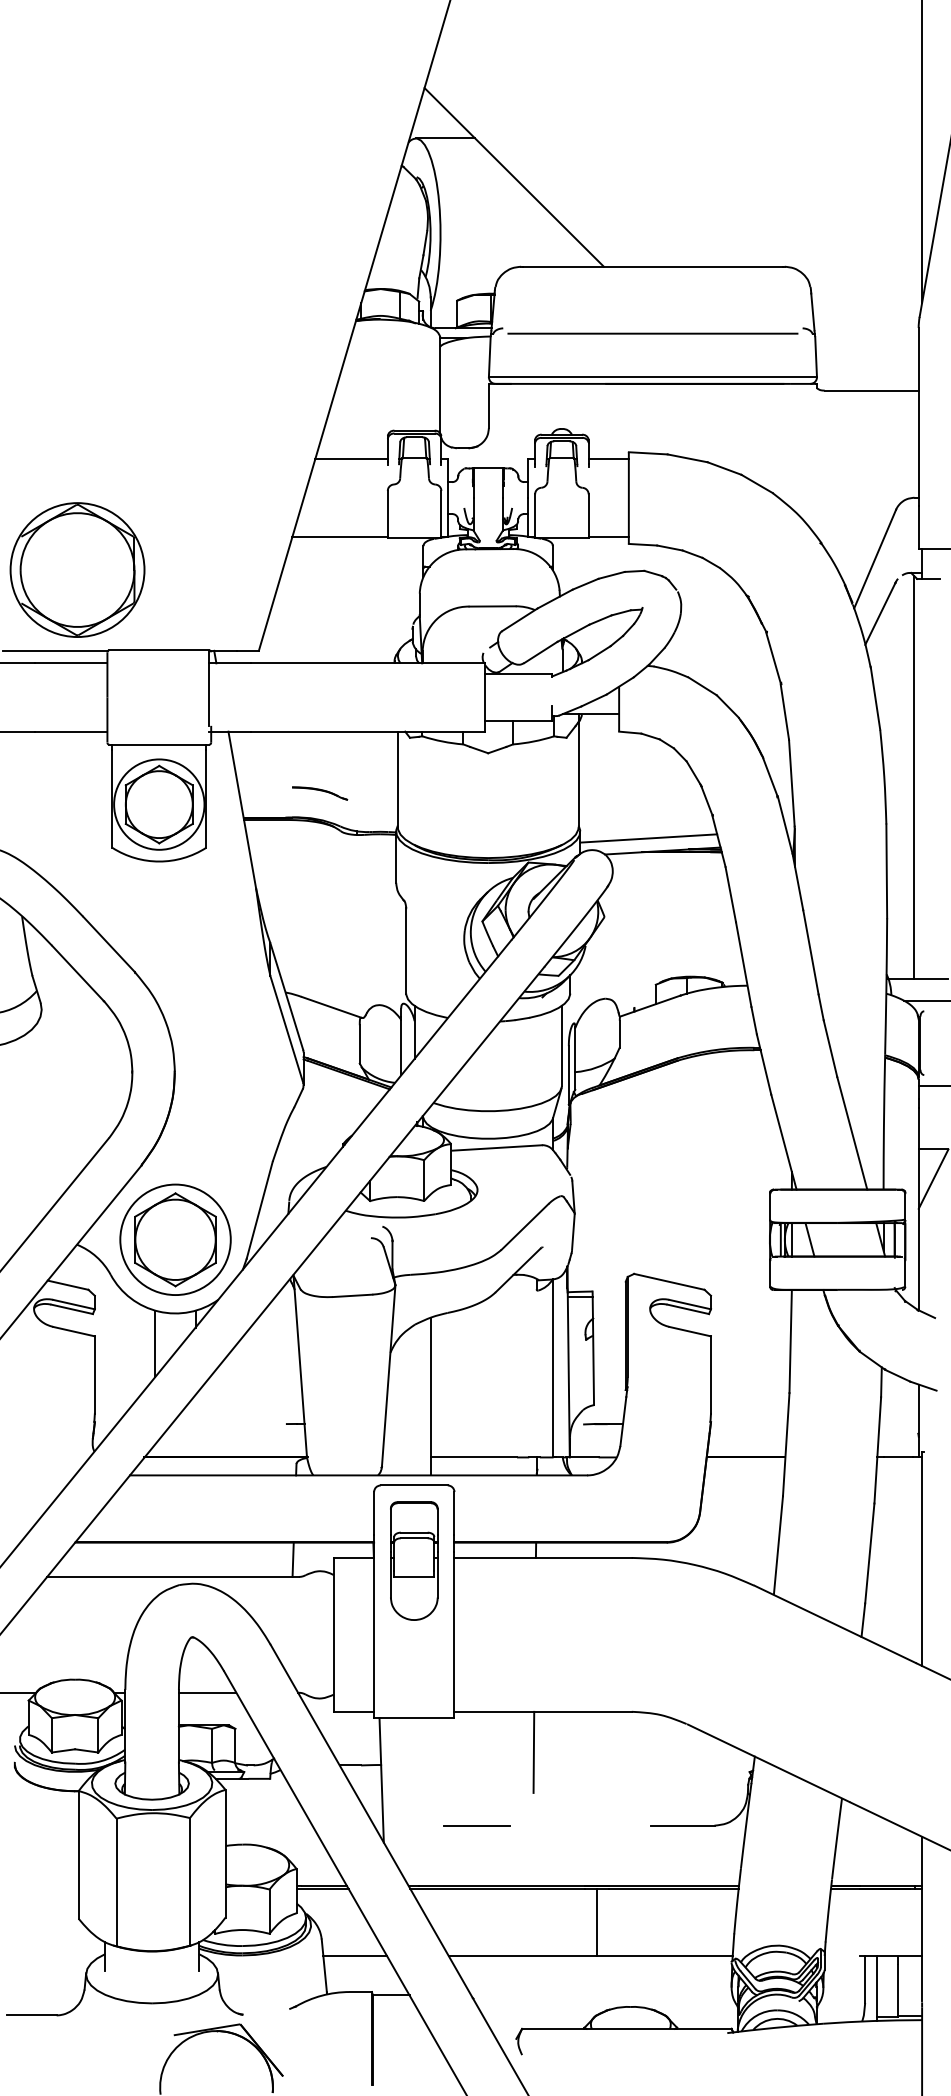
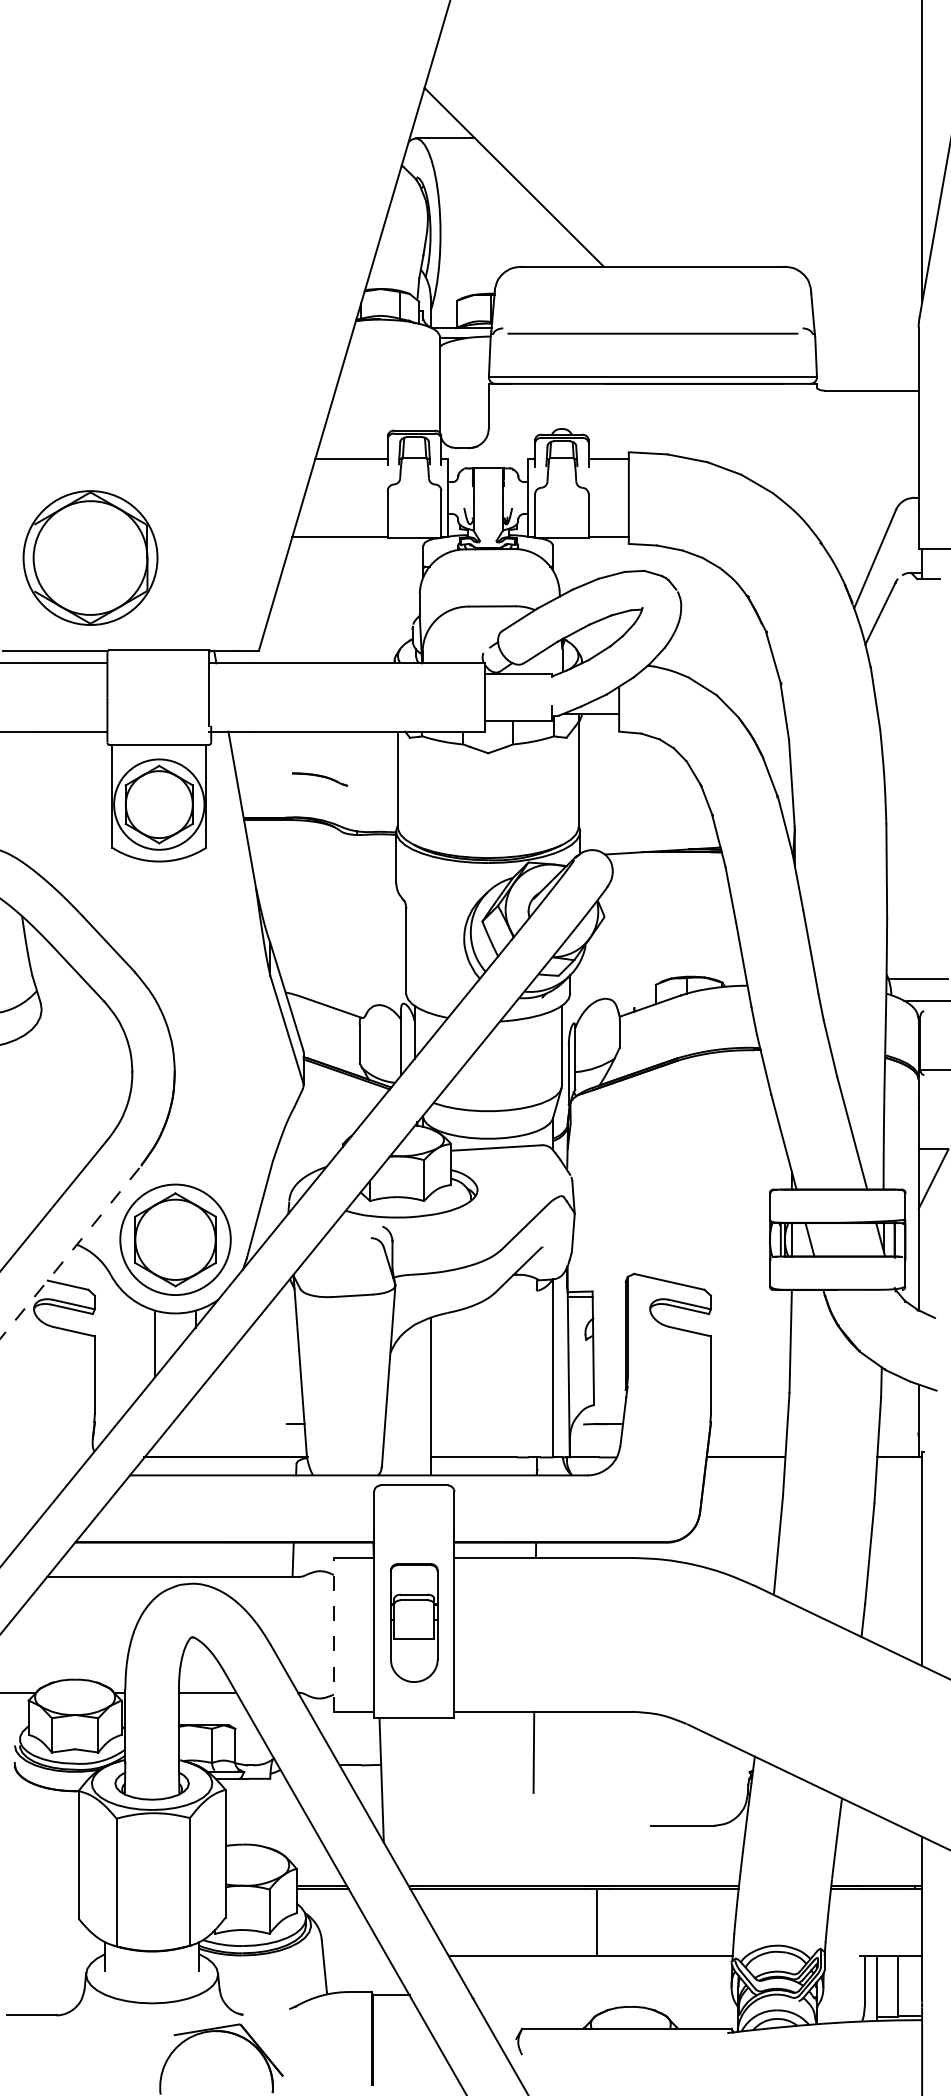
part position: (77, 569) -> (90, 557) (90, 557)
line: present -> none (914, 777)
part position: (320, 793) -> (320, 779) (320, 779)
line: present -> none (648, 838)
line position: (933, 1085) -> (933, 1069) (933, 1069)
line: solid -> dashed (70, 1252)
part position: (414, 1560) -> (414, 1622) (414, 1622)
line: solid -> dashed (333, 1634)
line: present -> none (476, 1825)
line: present -> none (355, 1956)
